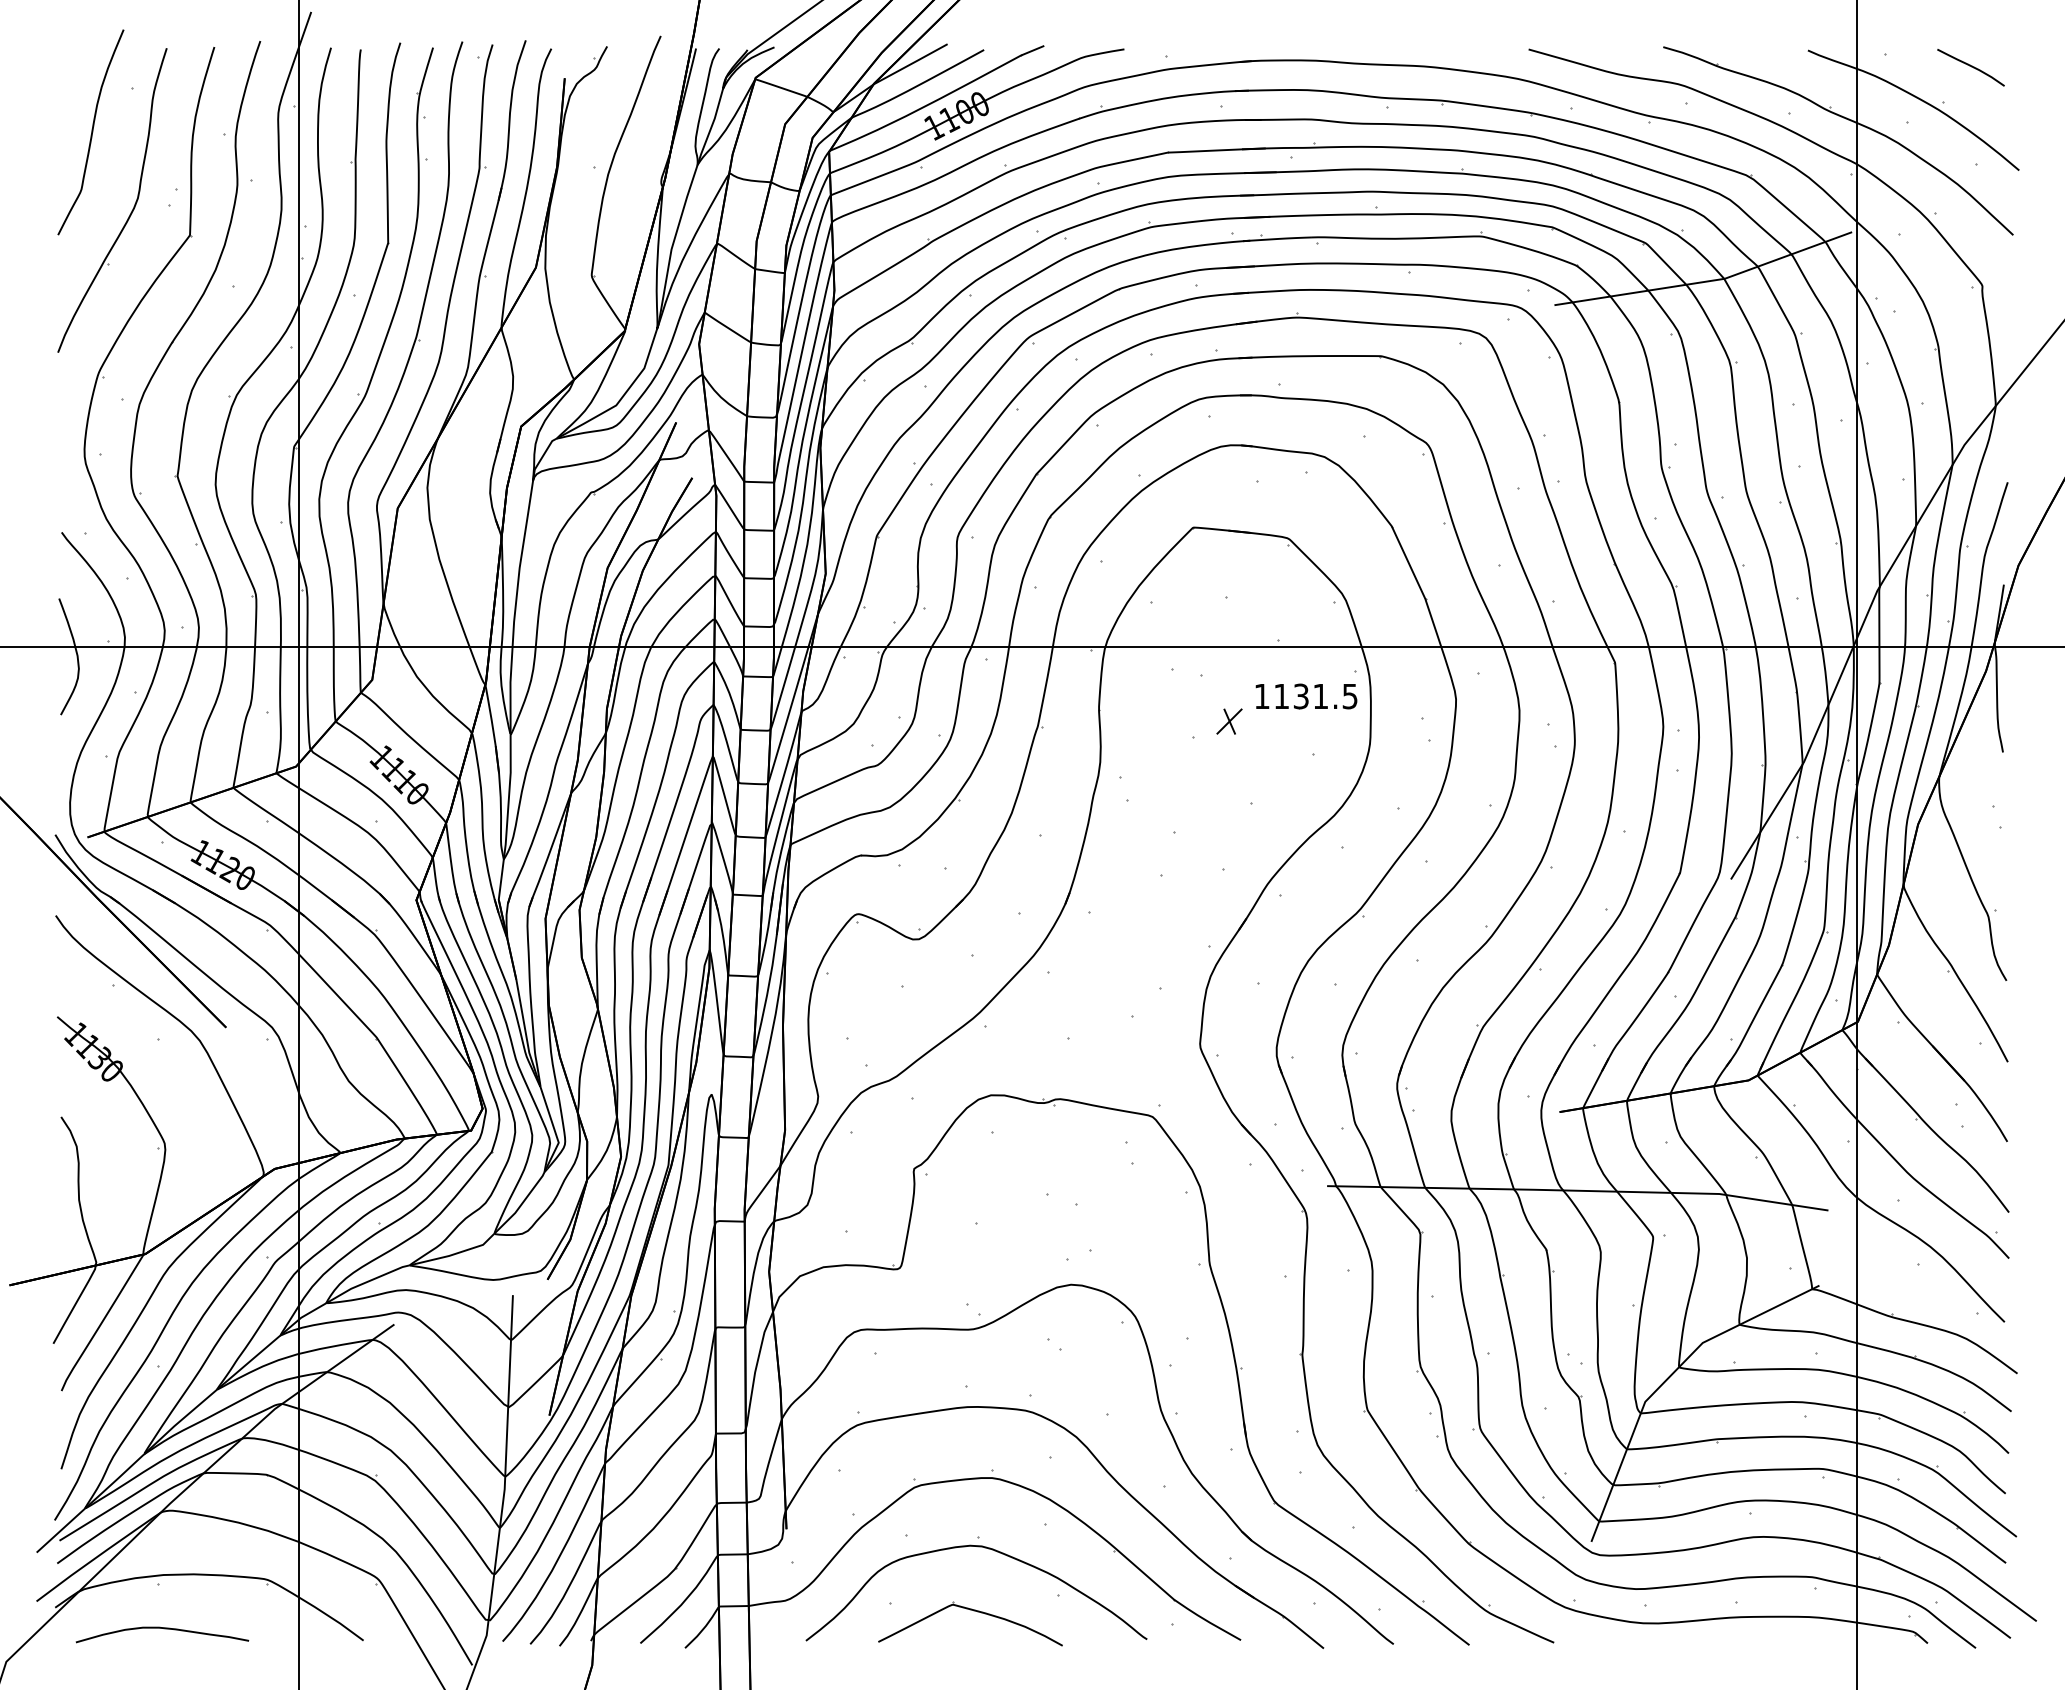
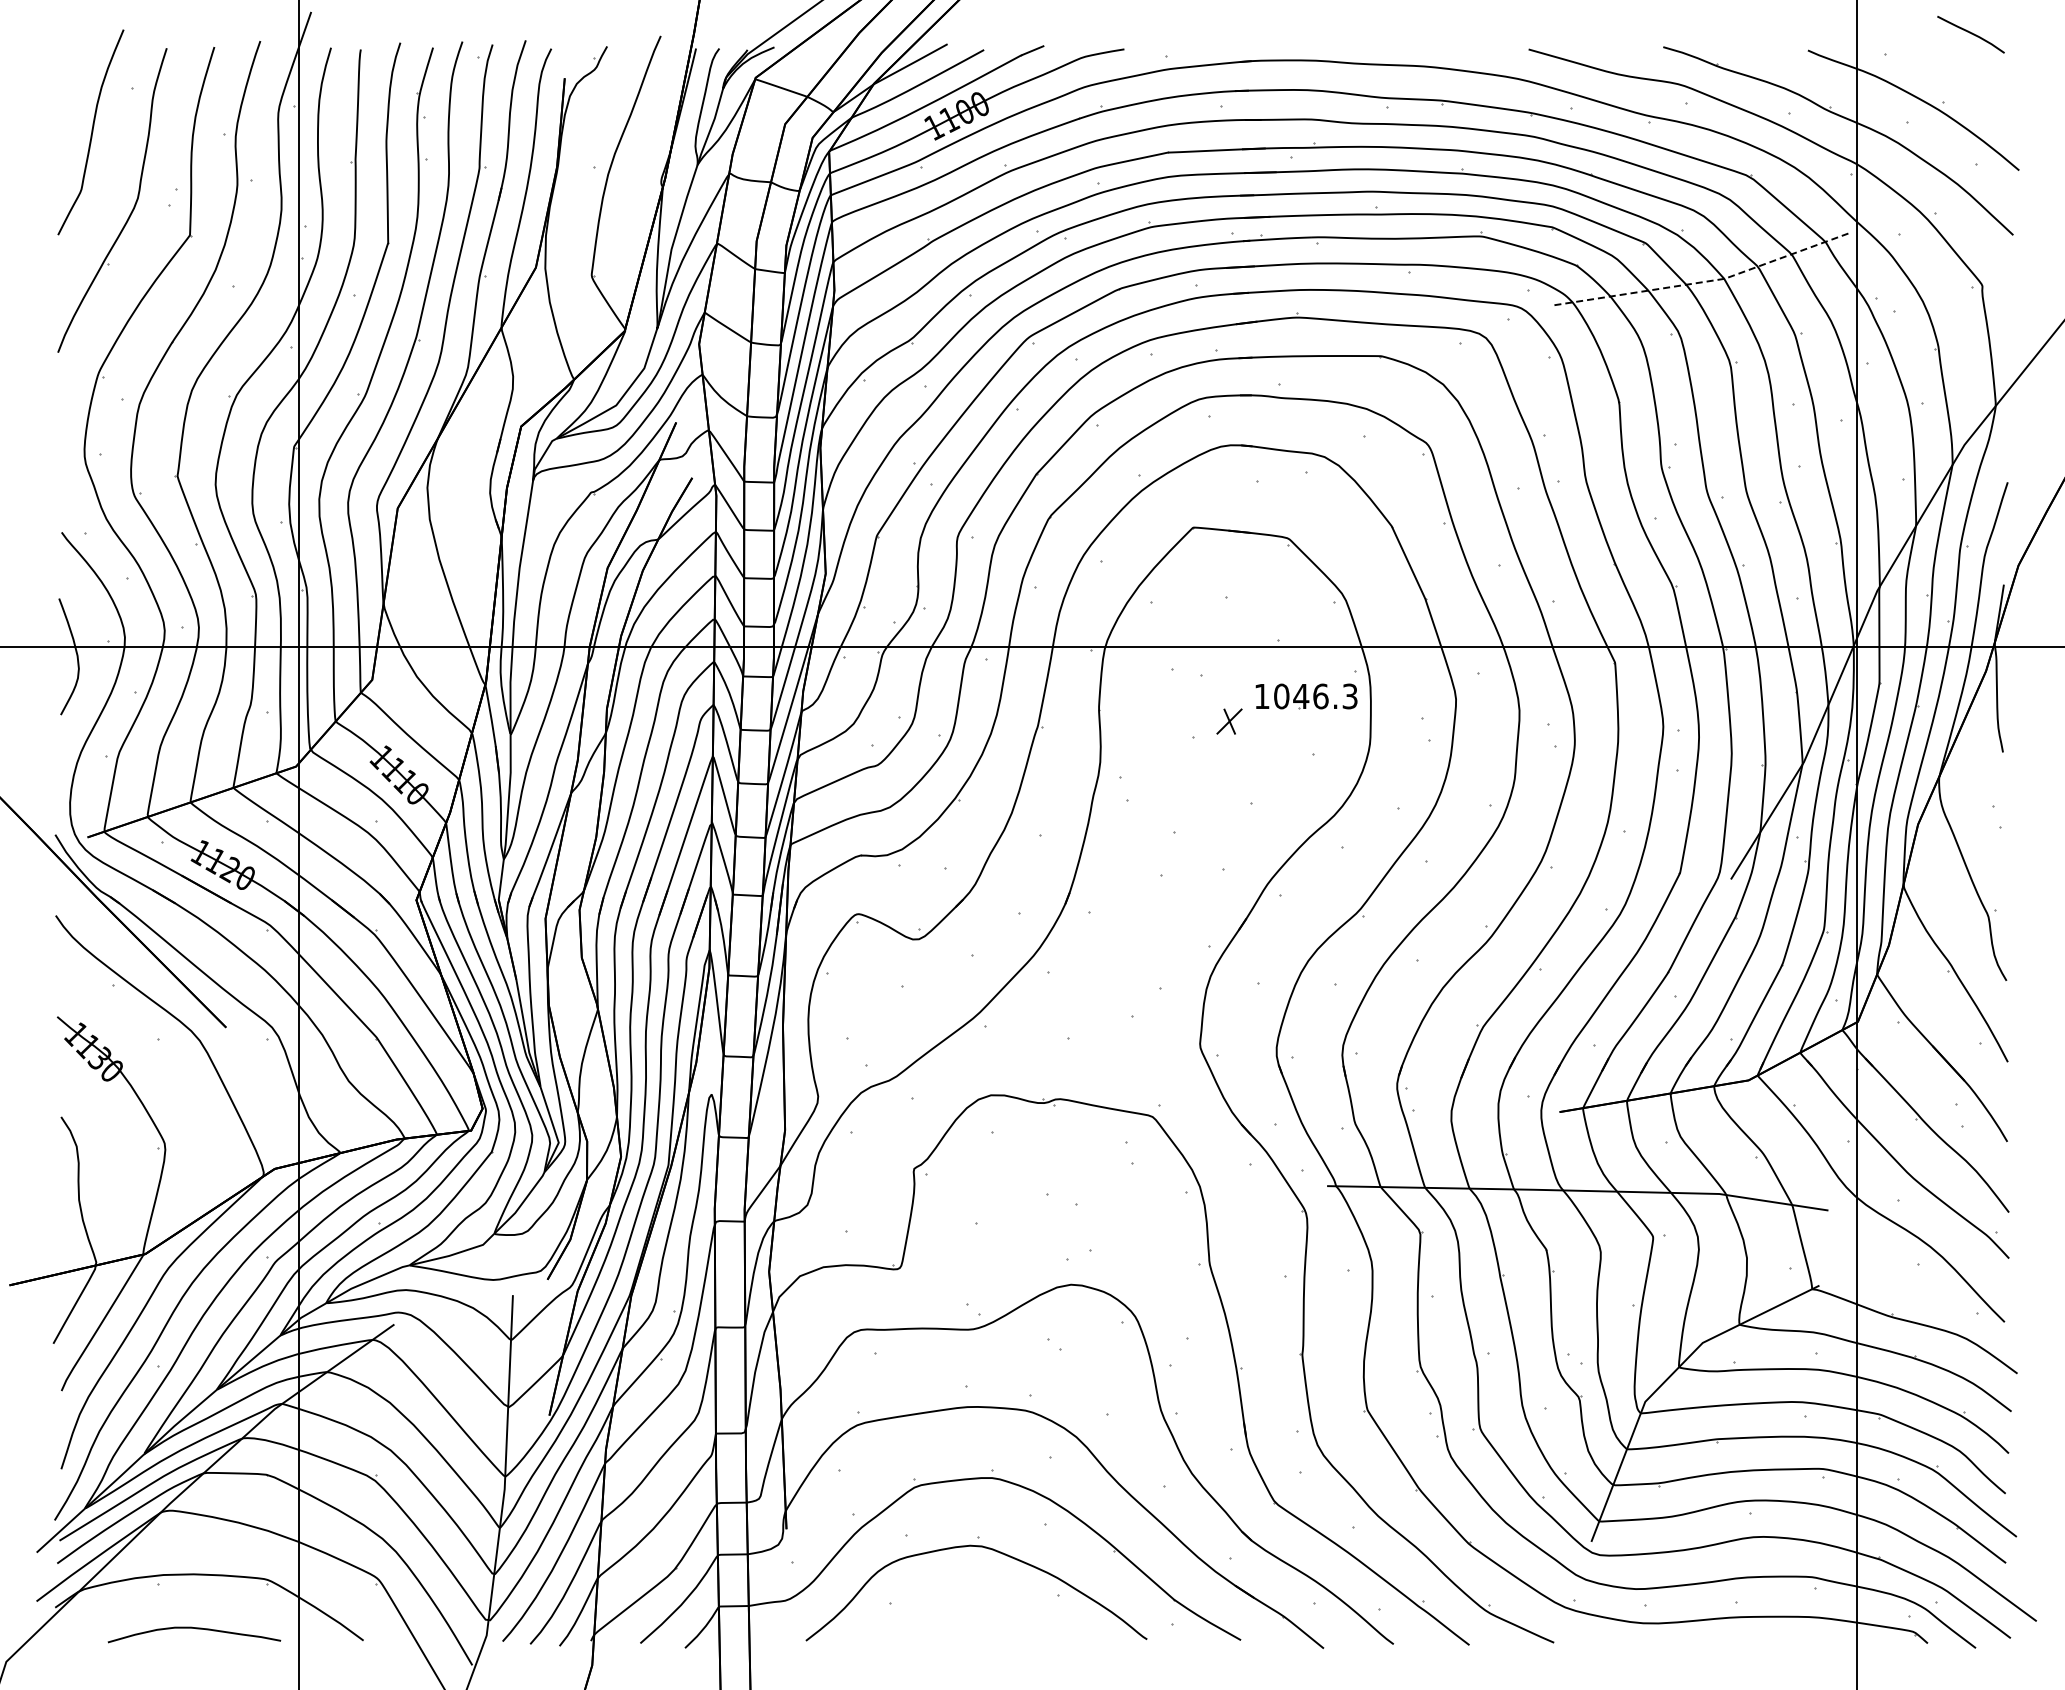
curve position: (1970, 66) -> (1970, 33) (1970, 33)
line: solid -> dashed (1707, 281)
text: 1131.5 -> 1046.3 (1315, 696)
part: present -> none (973, 1611)
curve position: (164, 1629) -> (196, 1629) (196, 1629)
